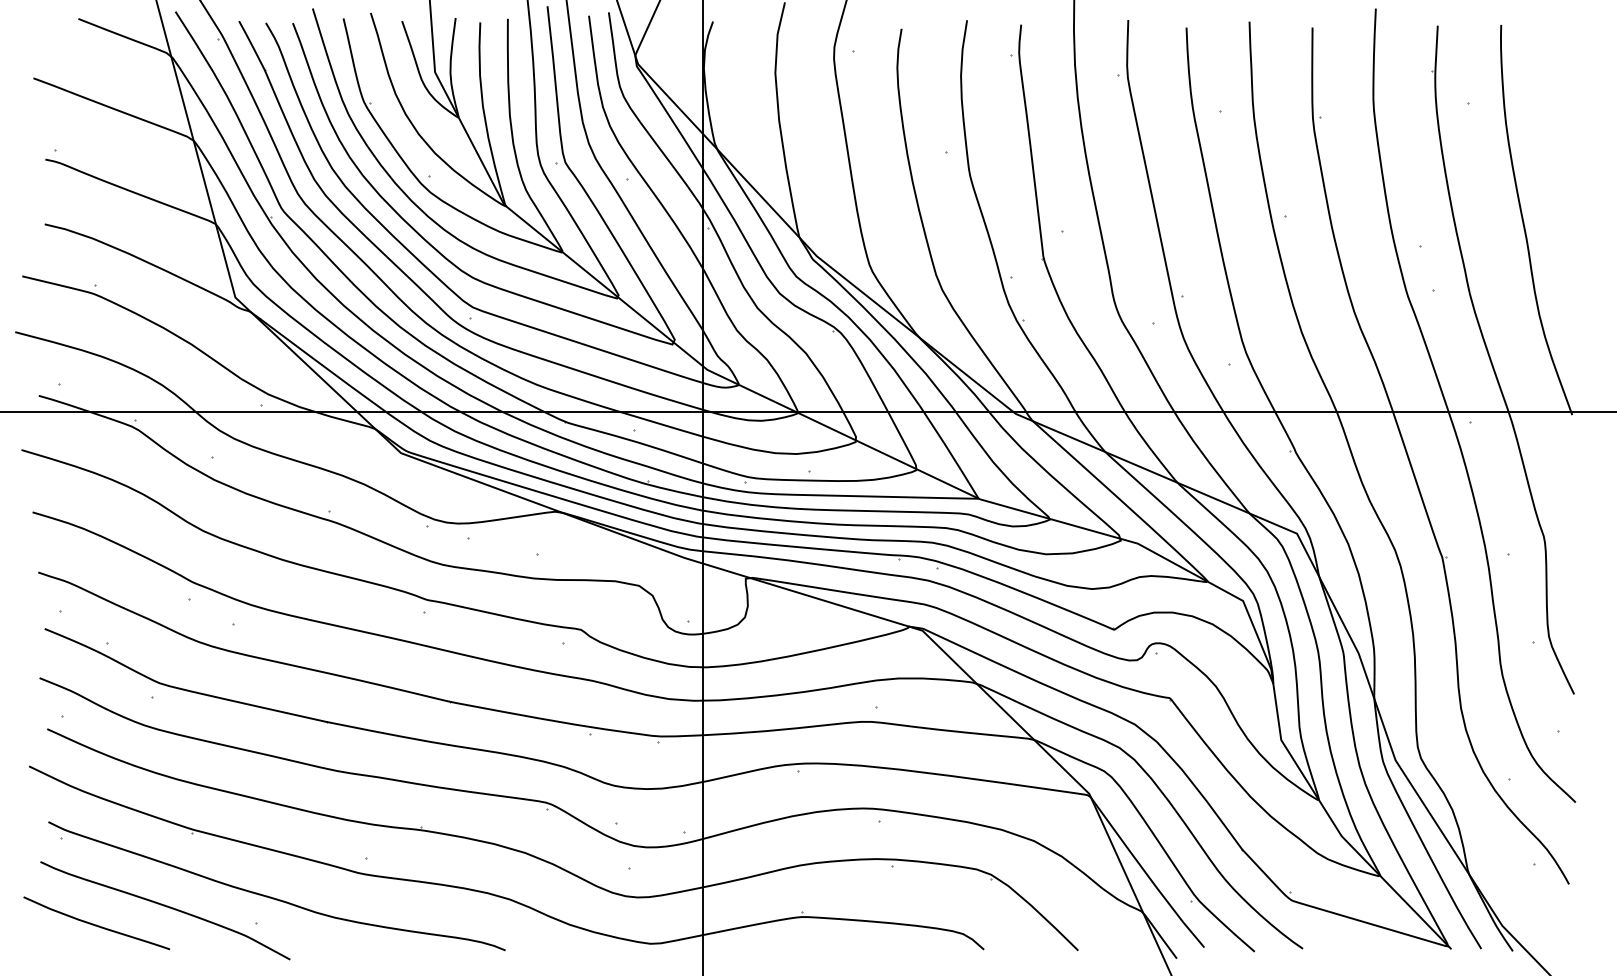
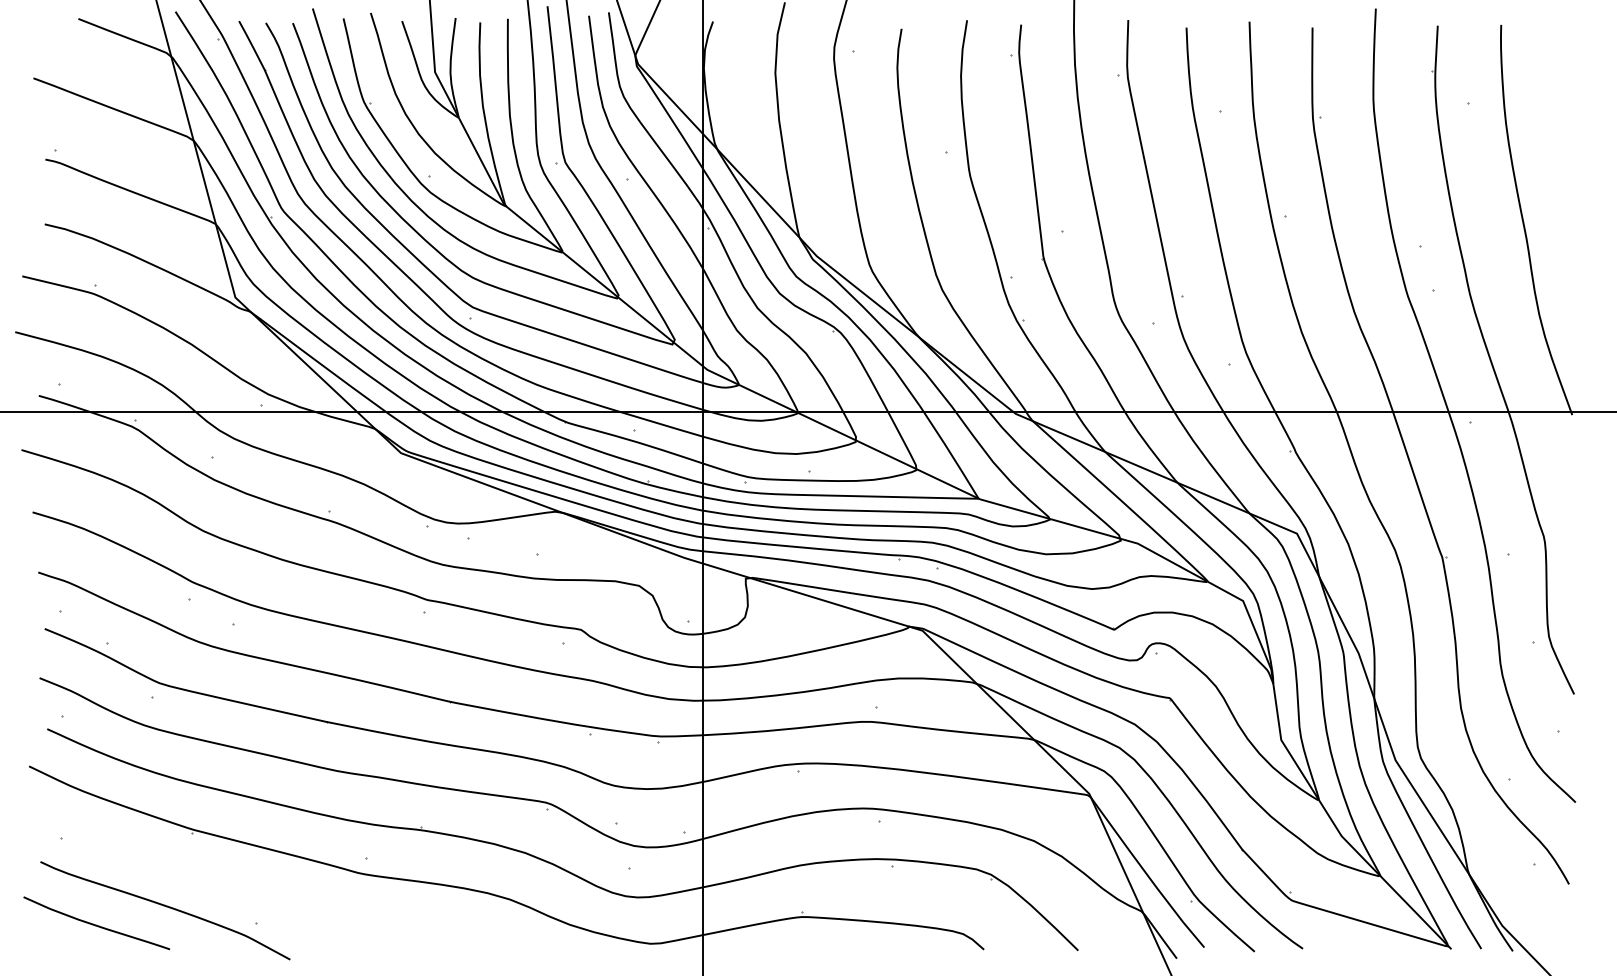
curve: present -> none (271, 896)
